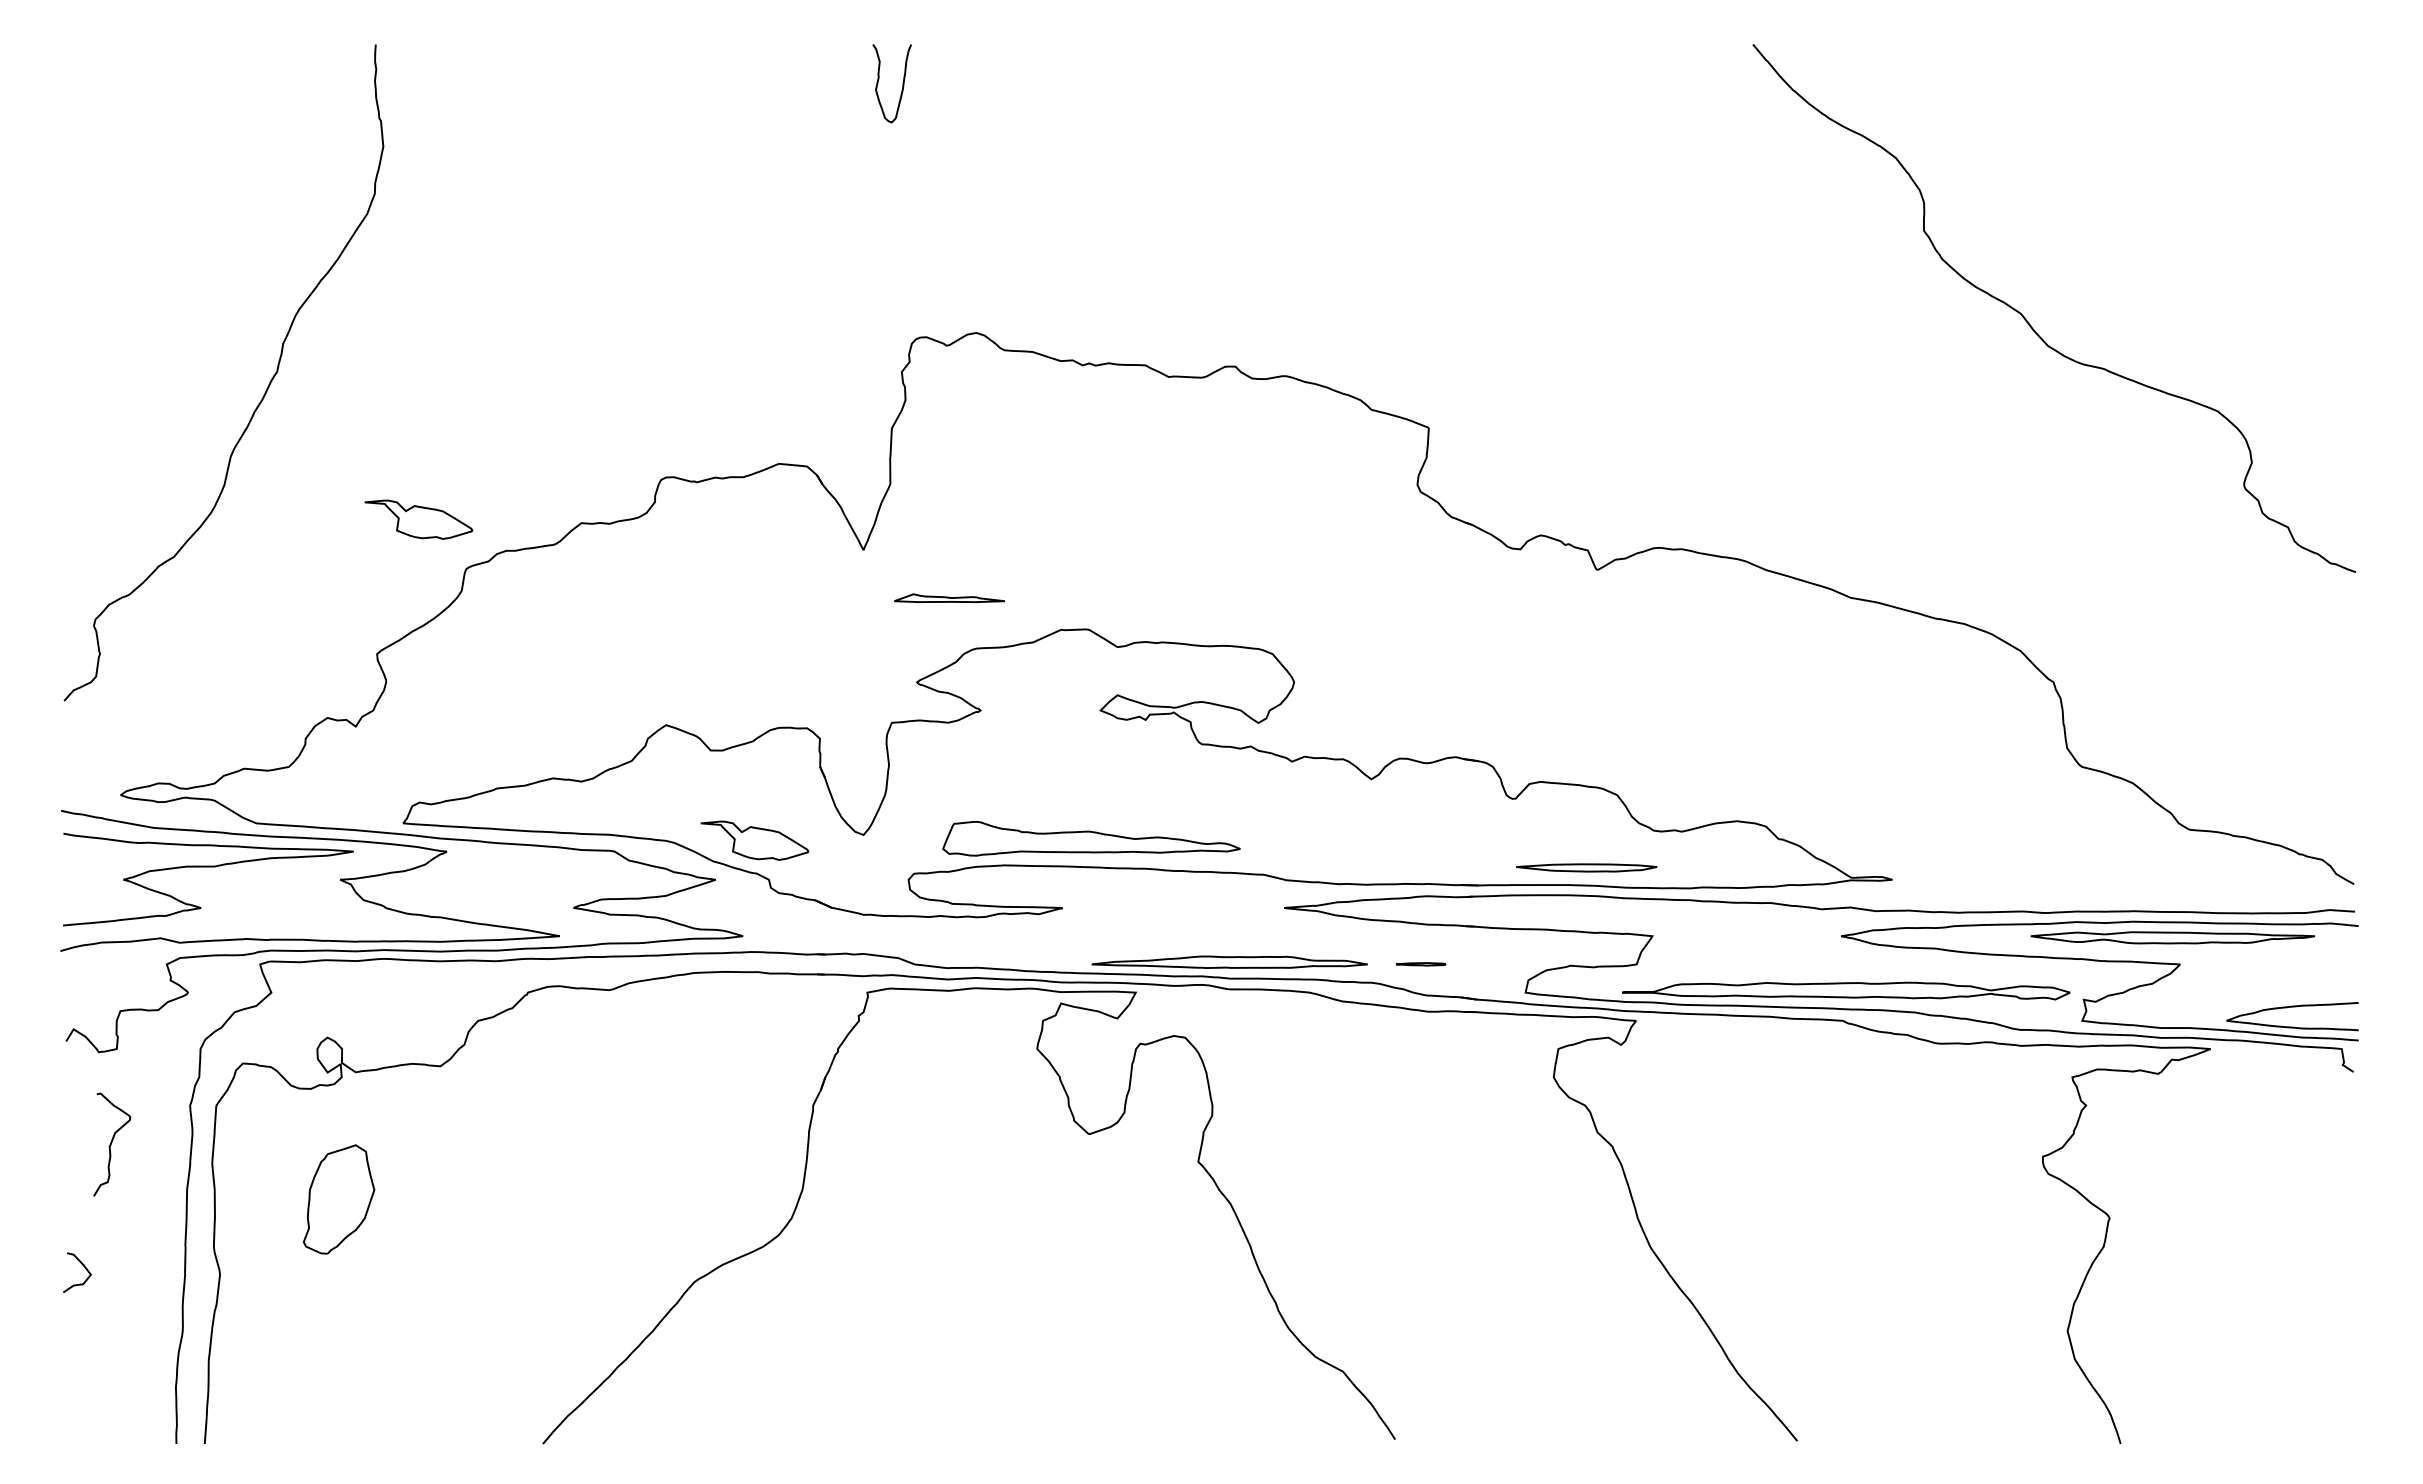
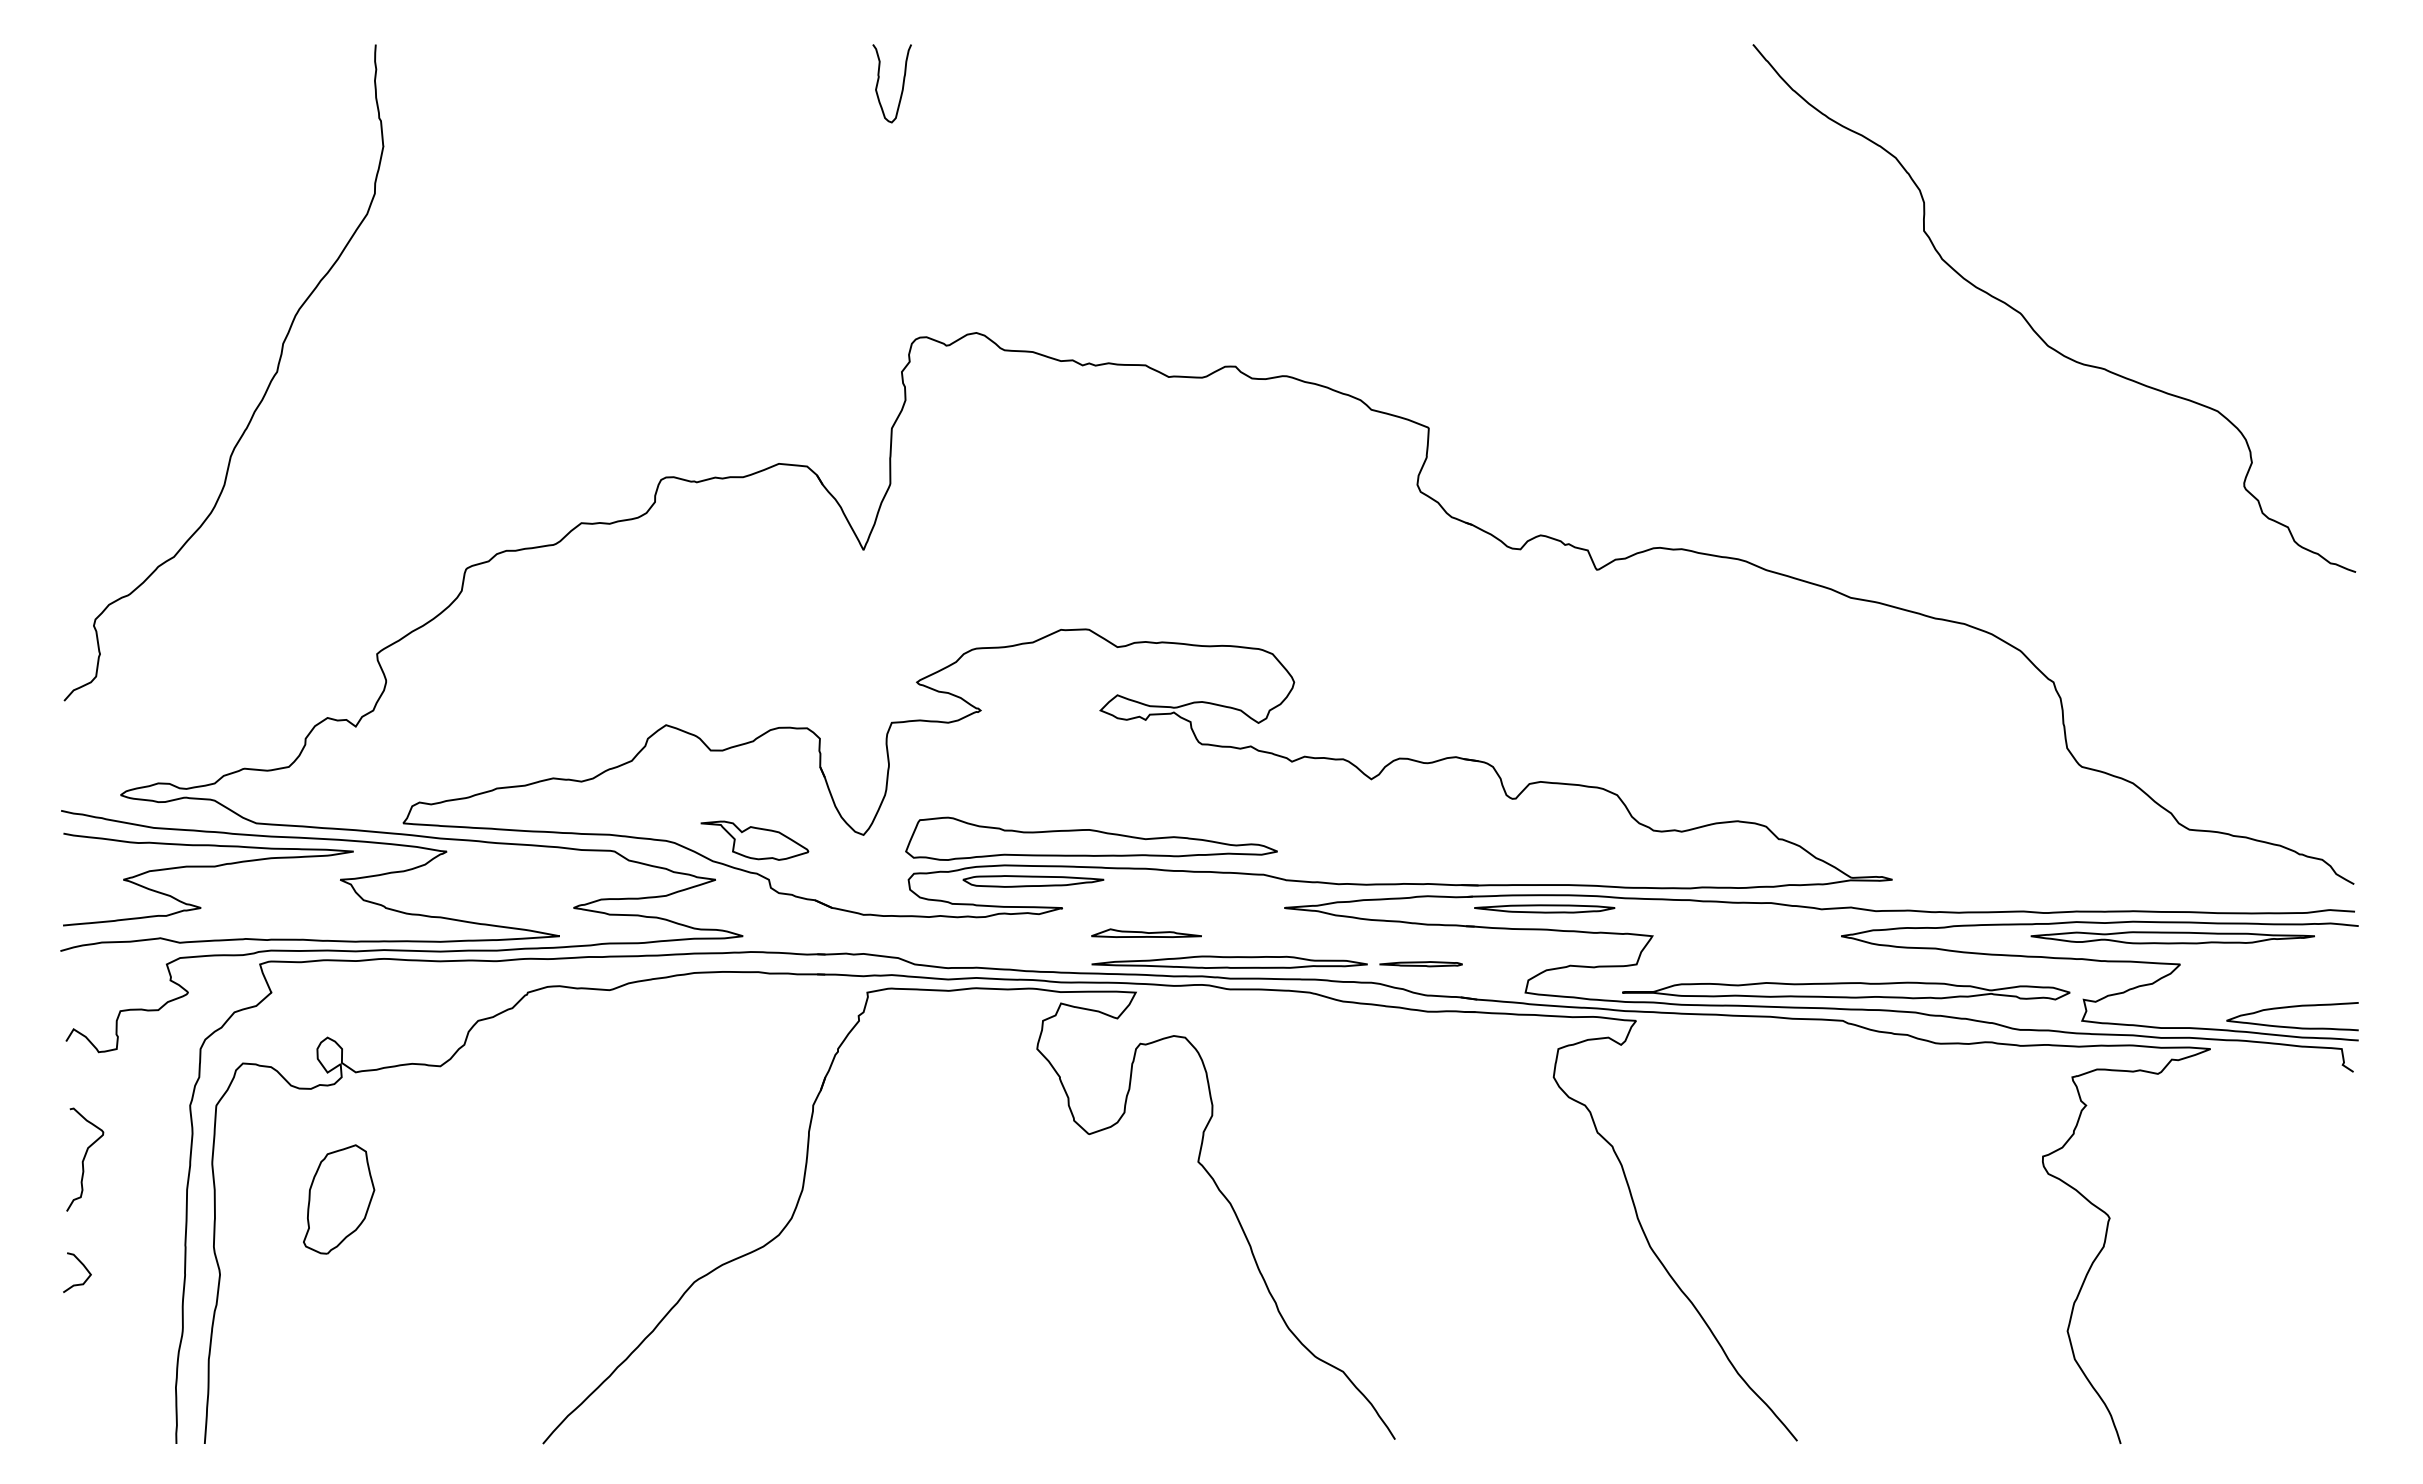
part: present -> none (418, 519)
part position: (949, 597) -> (1146, 932) (1146, 932)
part size: 299x36 px -> 373x45 px (1091, 838)
part position: (1586, 867) -> (1544, 908) (1544, 908)
part: none -> present (1033, 881)
part size: 51x5 px -> 84x7 px (1420, 964)
curve position: (111, 1144) -> (84, 1159) (84, 1159)
